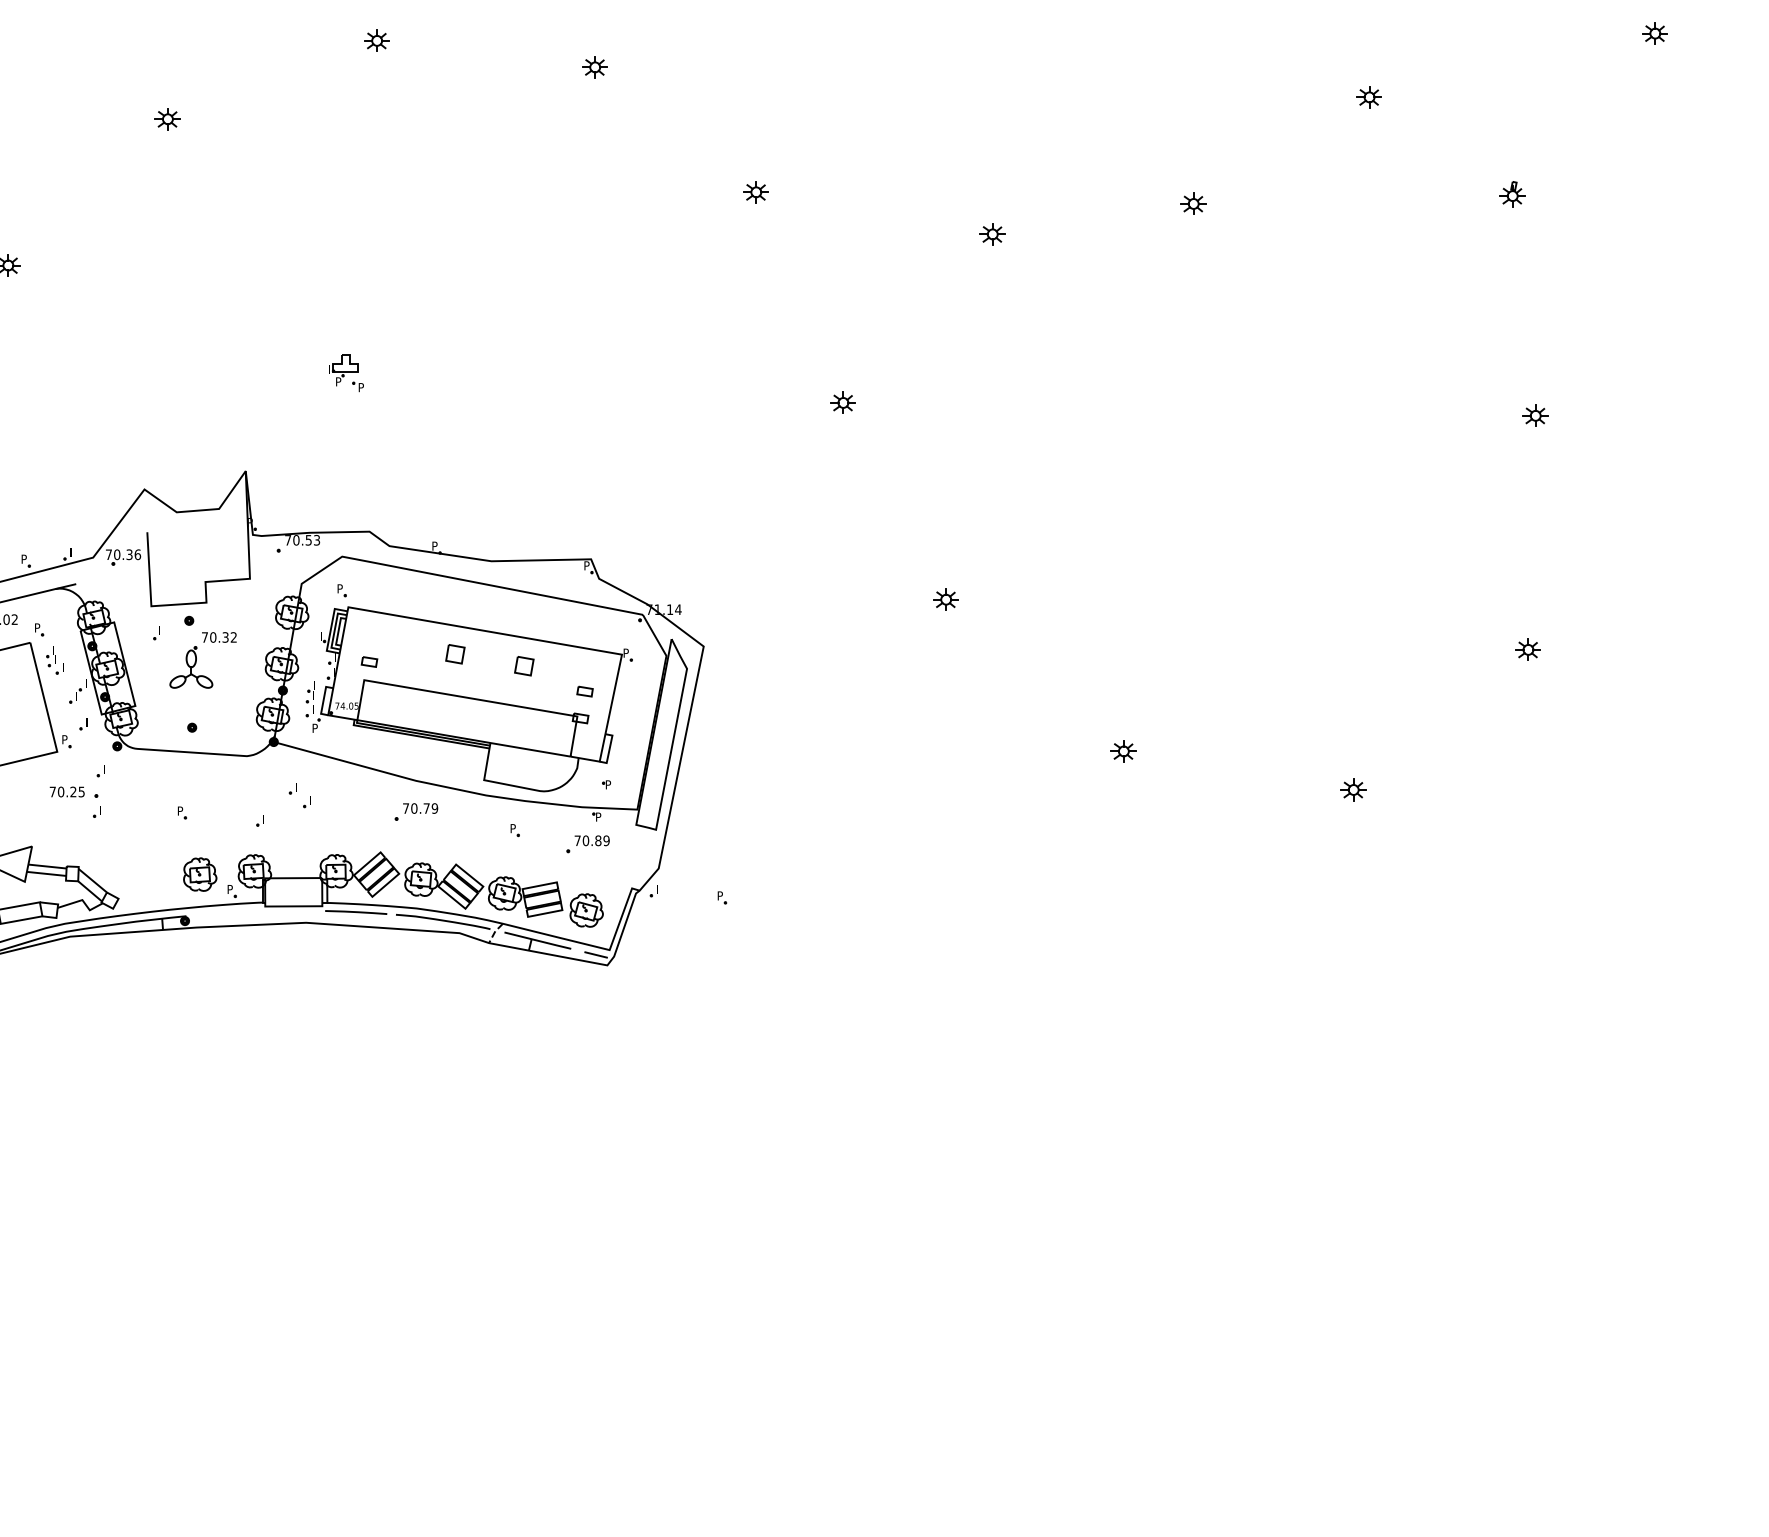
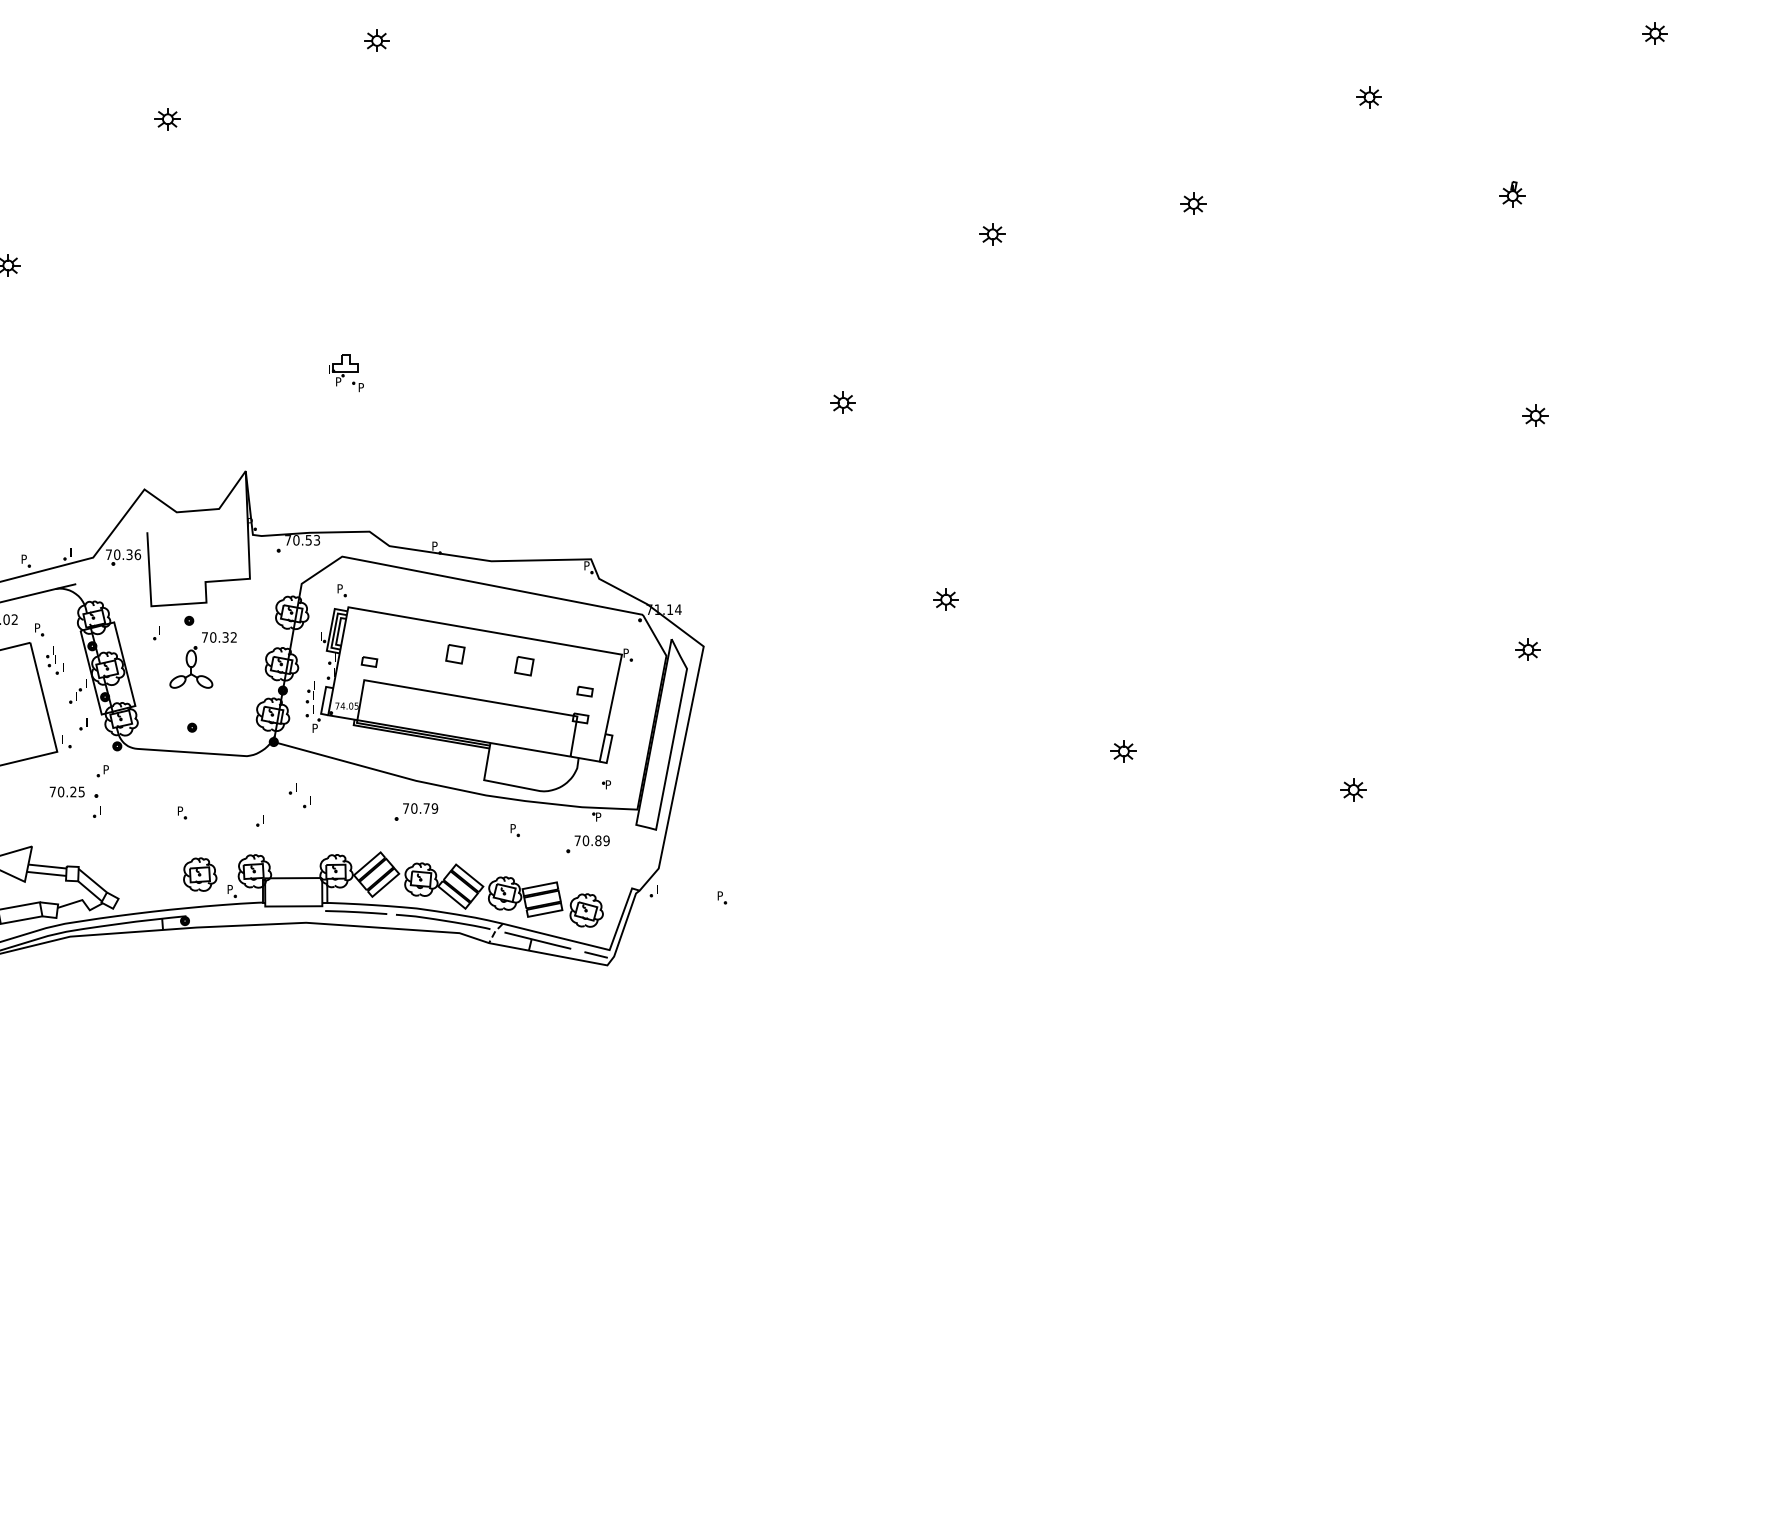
part: present -> none (594, 67)
part: present -> none (755, 192)
text: P -> I (64, 739)
text: I -> P (105, 769)
